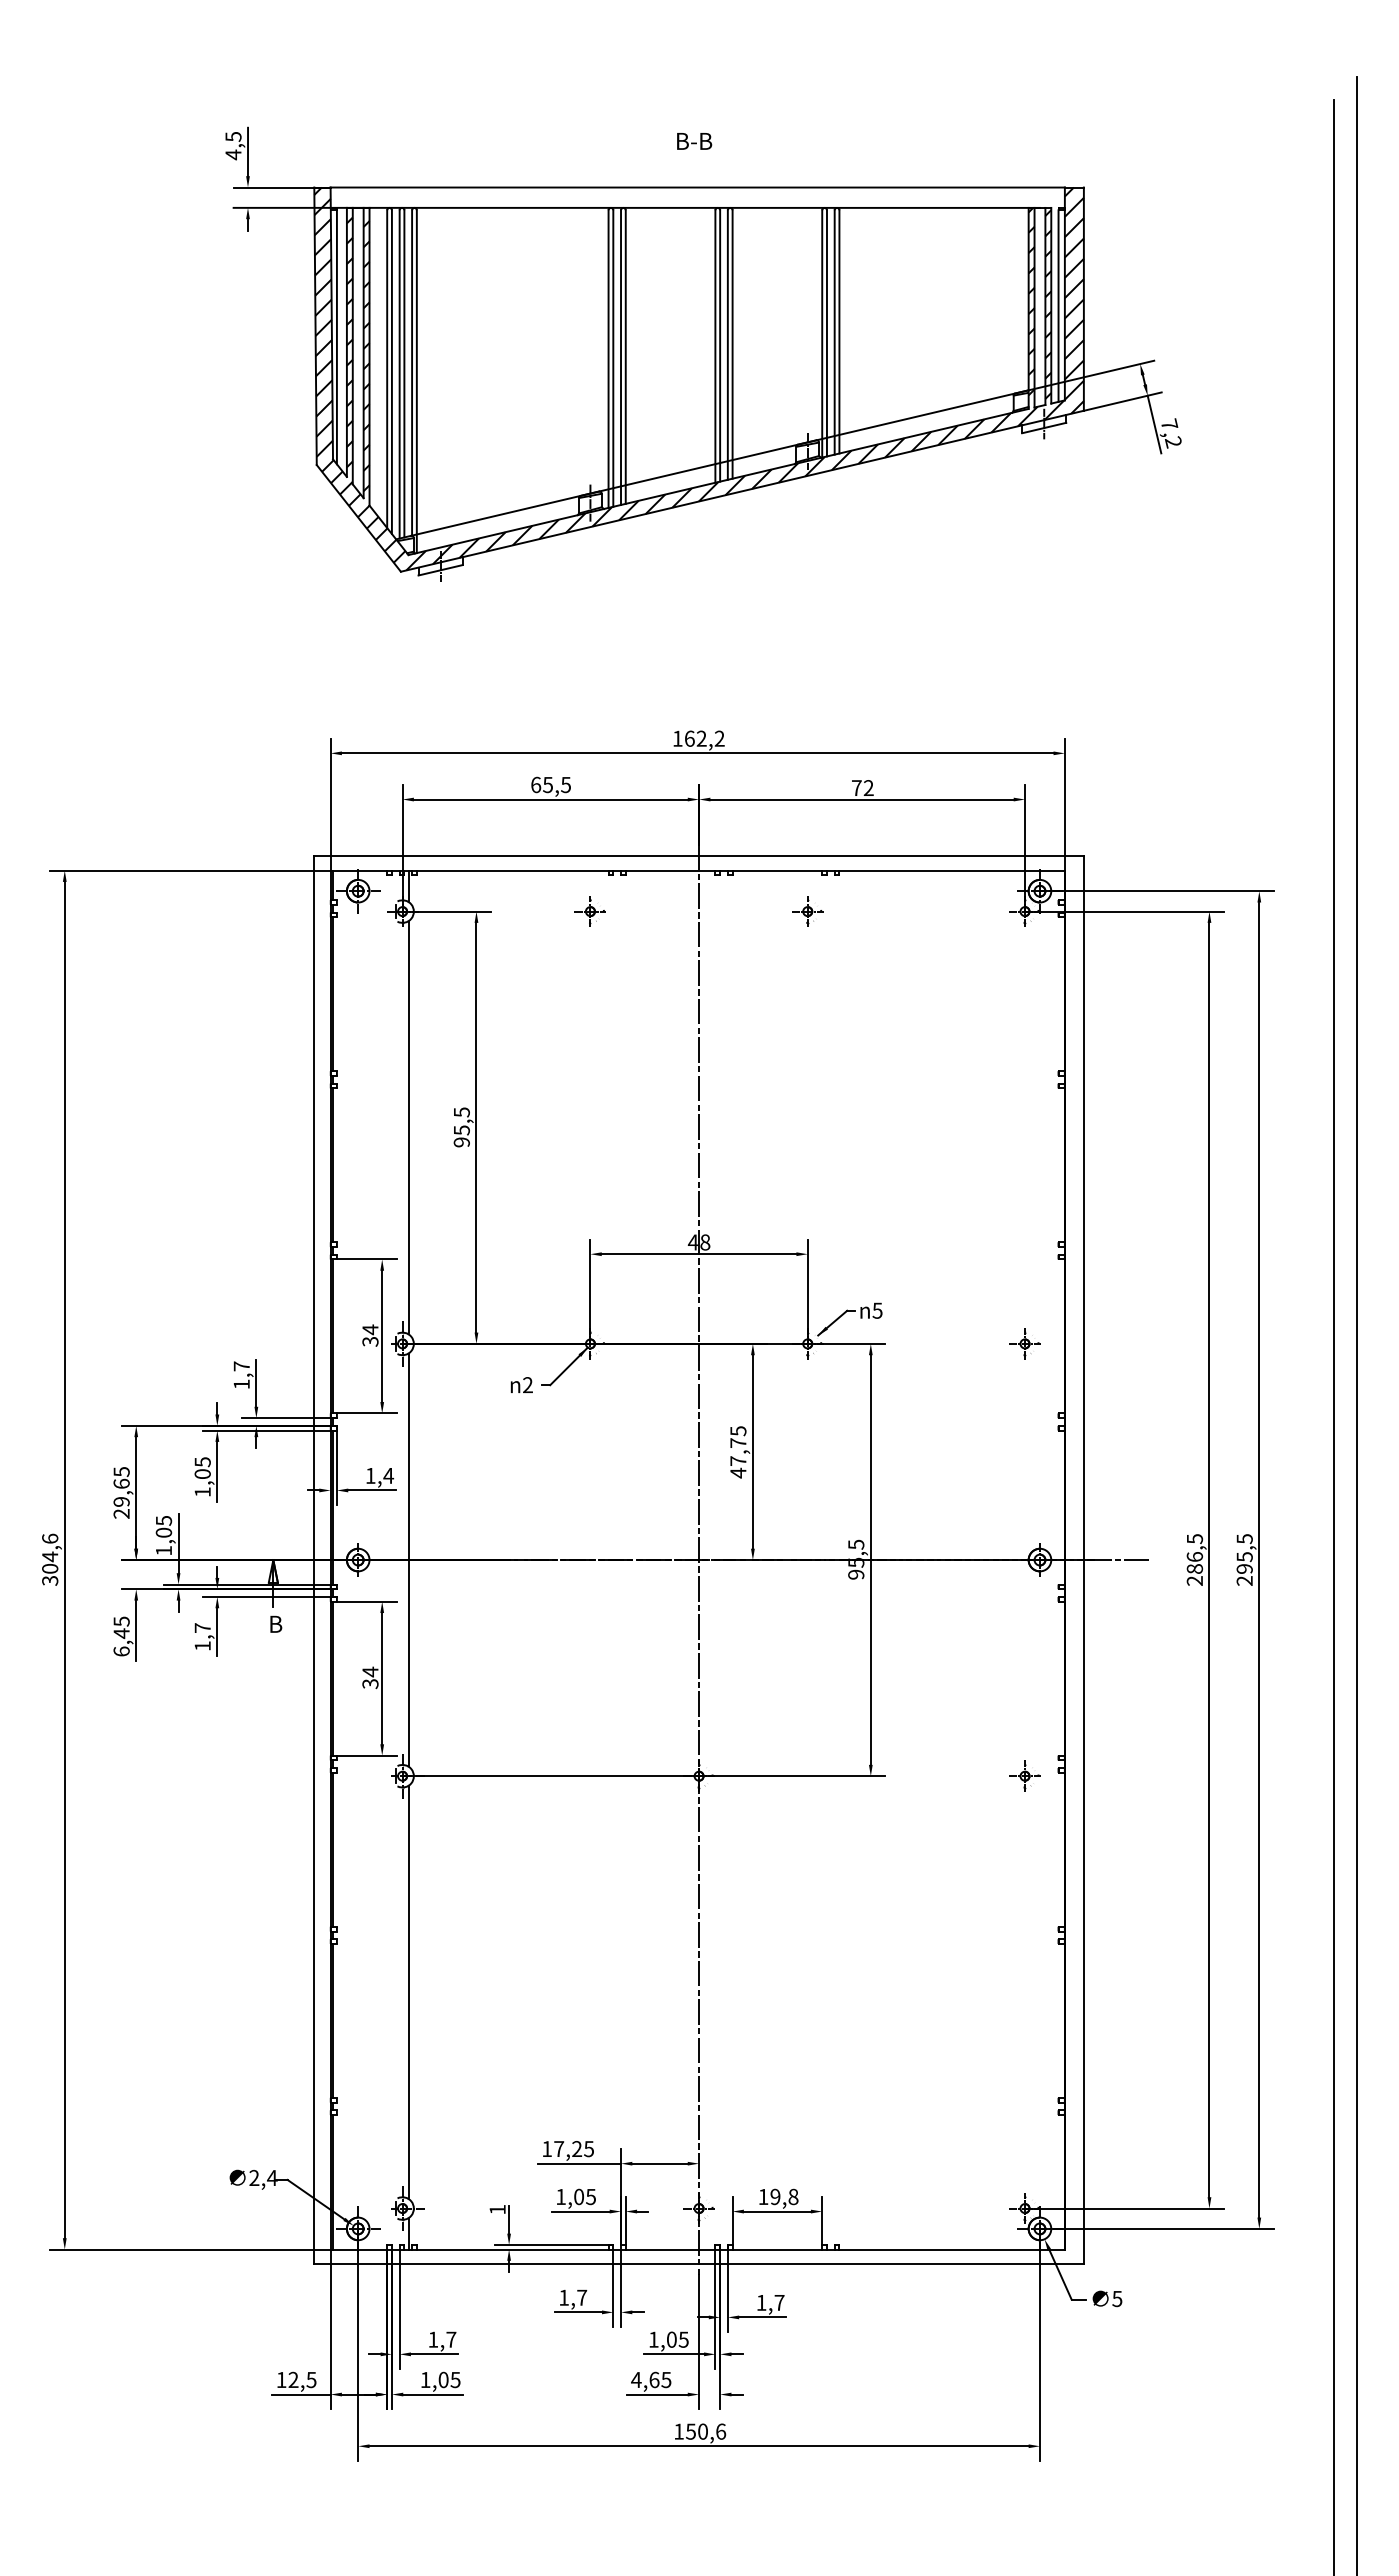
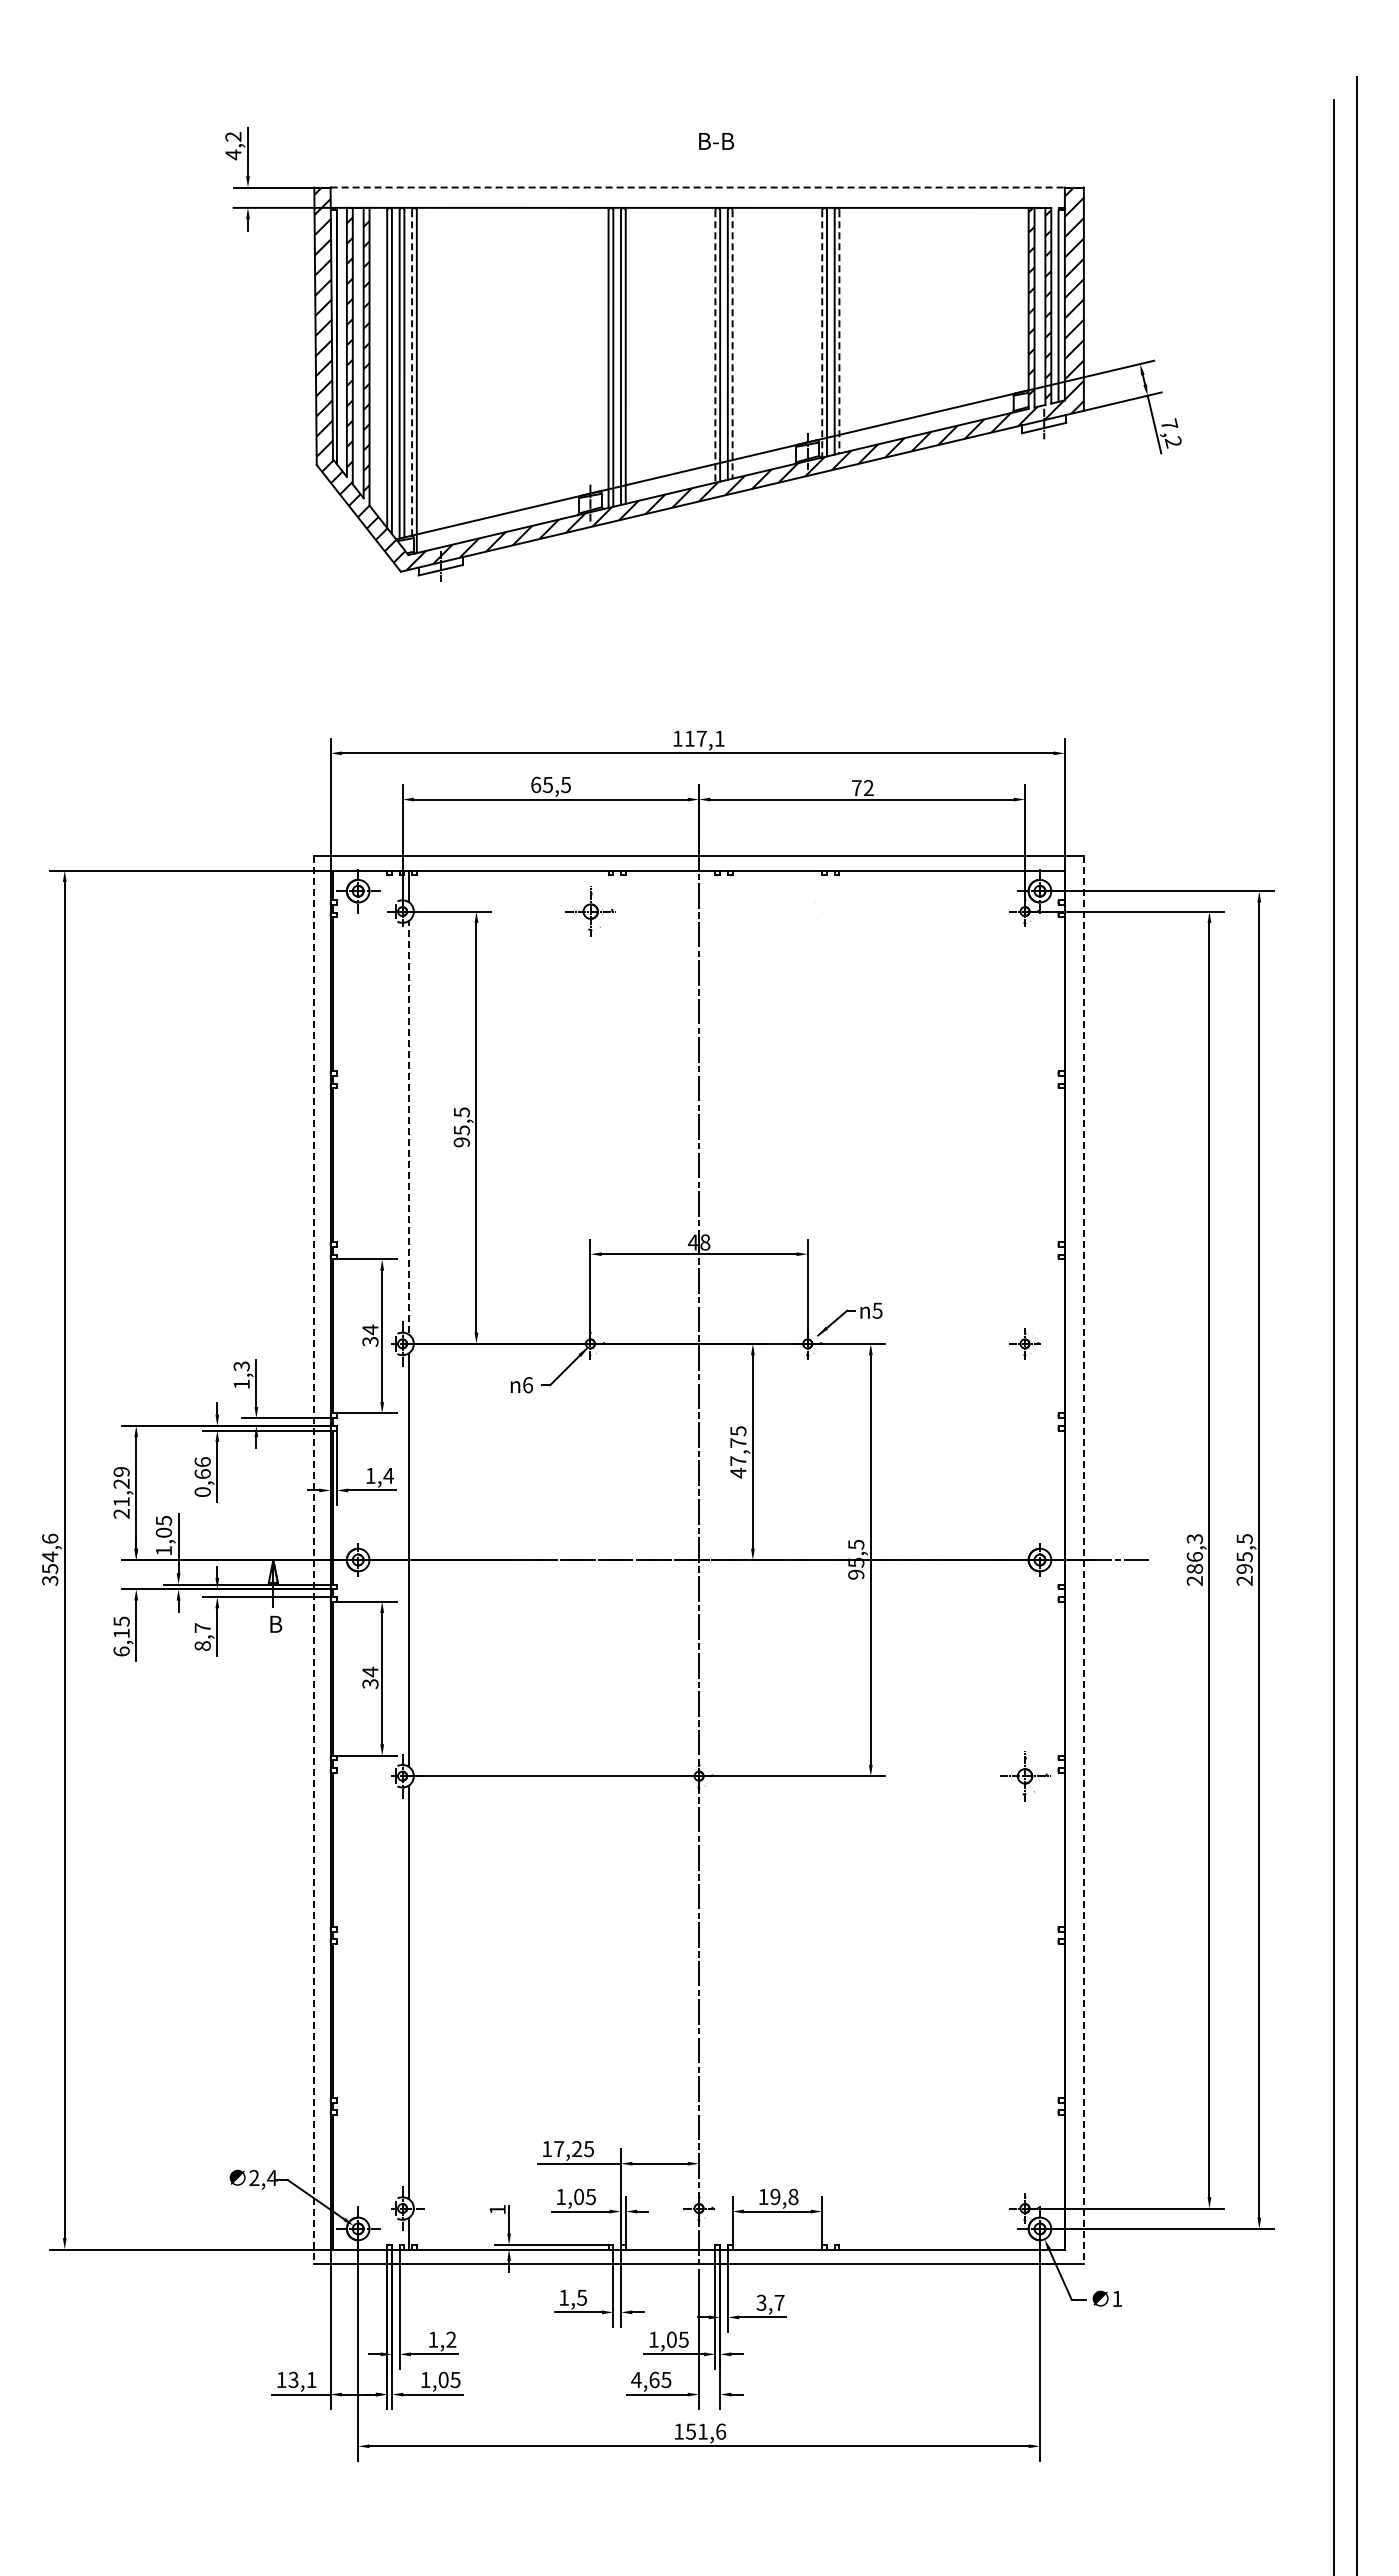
text: 4,5 -> 4,2 (233, 136)
text position: (694, 141) -> (716, 141) (716, 141)
line: solid -> dashed (698, 187)
line: solid -> dashed (839, 331)
line: solid -> dashed (822, 333)
line: solid -> dashed (732, 344)
line: solid -> dashed (715, 347)
line: solid -> dashed (412, 373)
text: 162,2 -> 117,1 (704, 738)
part size: 32x31 px -> 51x51 px (590, 911)
part: present -> none (807, 911)
line: solid -> dashed (408, 1127)
text: 1,7 -> 1,3 (241, 1366)
text: 2 -> 6 (528, 1385)
text: 1,05 -> 0,66 (202, 1476)
text: 29,65 -> 21,29 (121, 1486)
text: 286,5 -> 286,3 (1194, 1538)
line: solid -> dashed (314, 1560)
line: solid -> dashed (1083, 1560)
text: 304,6 -> 354,6 (50, 1568)
text: 6,45 -> 6,15 (121, 1633)
text: 1,7 -> 8,7 (202, 1645)
part size: 32x32 px -> 51x51 px (1025, 1776)
text: 1,7 -> 1,5 (582, 2297)
text: 5 -> 1 (1117, 2299)
text: 1,7 -> 3,7 (761, 2302)
text: 1,7 -> 1,2 (451, 2339)
text: 12,5 -> 13,1 (302, 2380)
text: 150,6 -> 151,6 (702, 2431)
